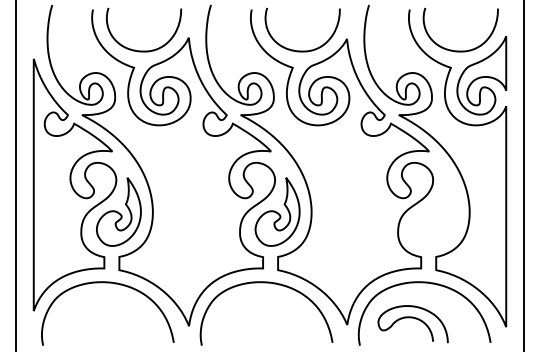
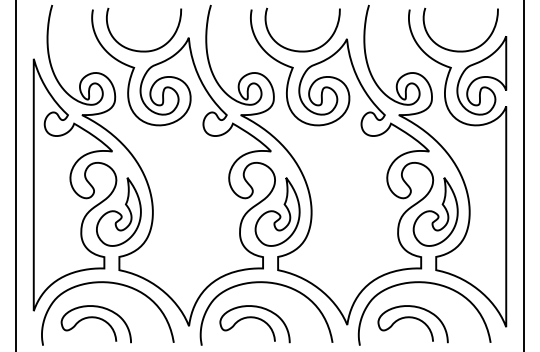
part: none -> present (435, 211)
curve: none -> present (98, 319)
curve: none -> present (257, 319)
